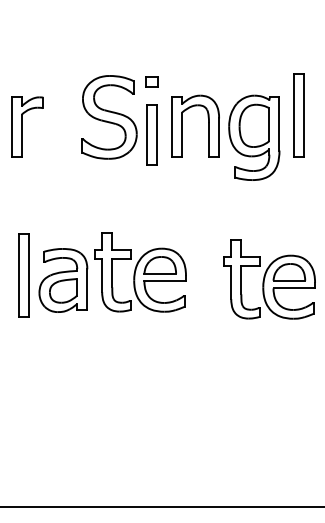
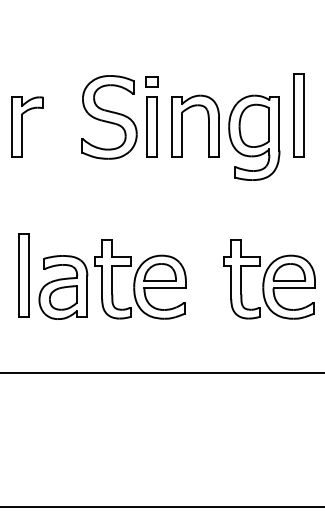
part position: (151, 134) -> (151, 126) (151, 126)
part position: (112, 272) -> (112, 279) (112, 279)
line: none -> present (161, 373)
